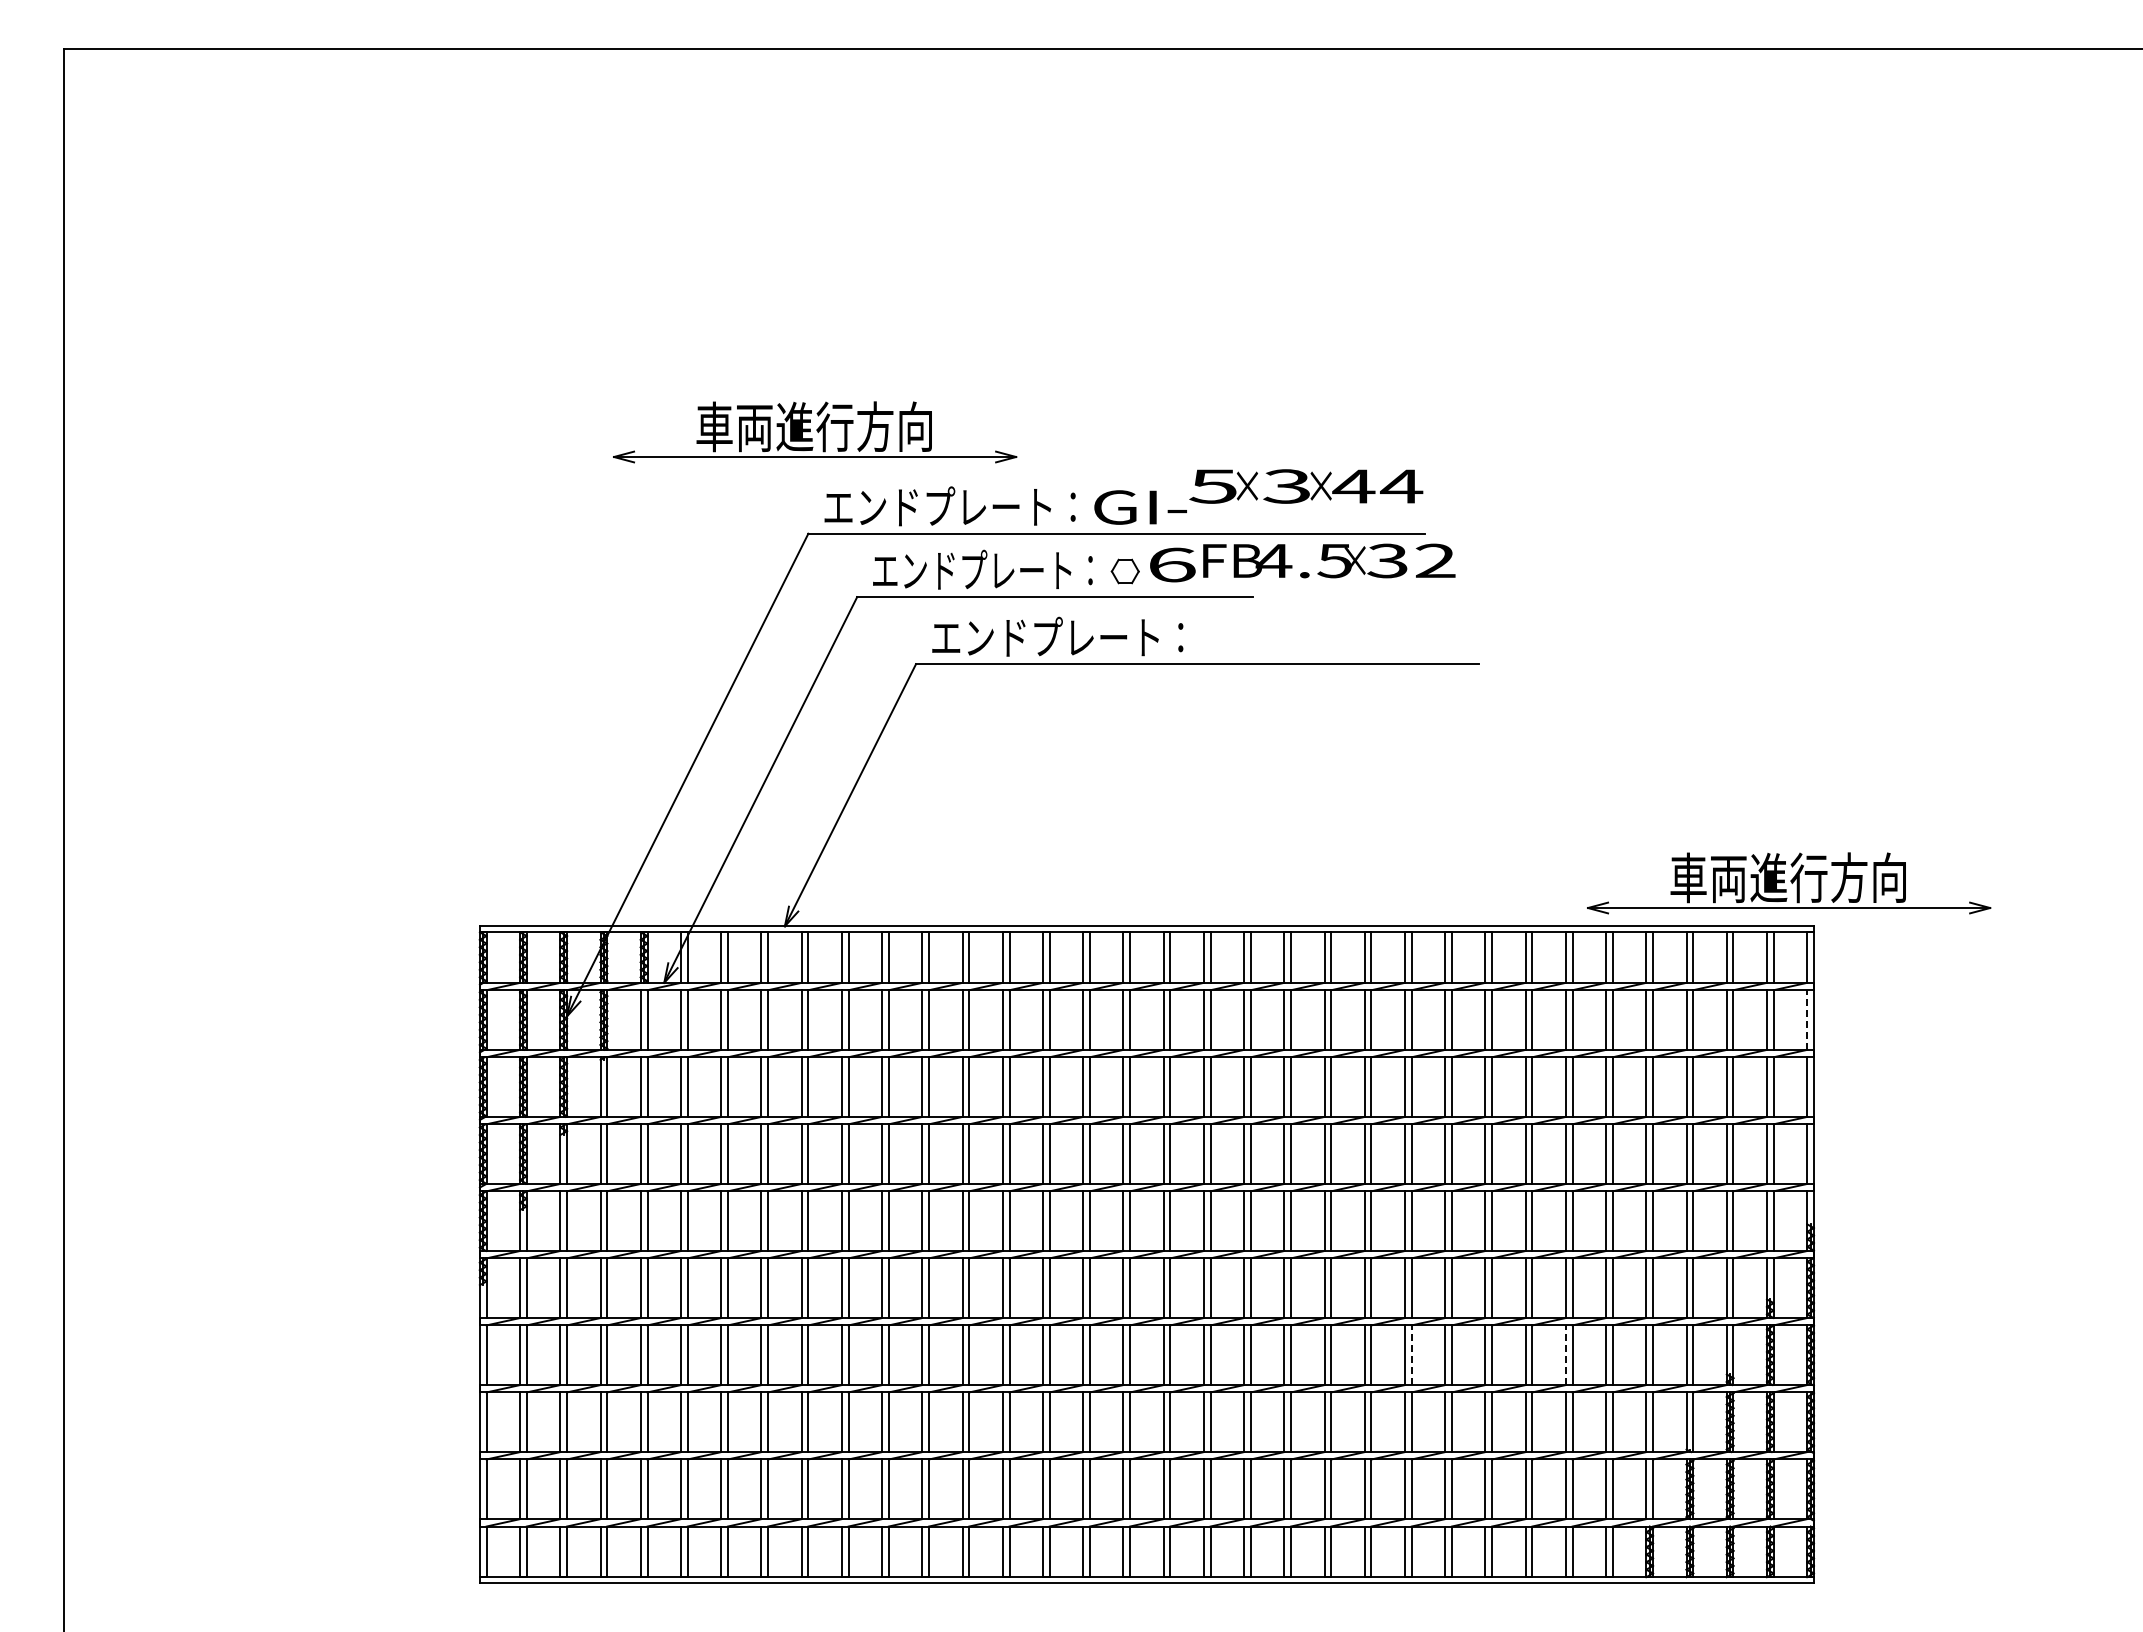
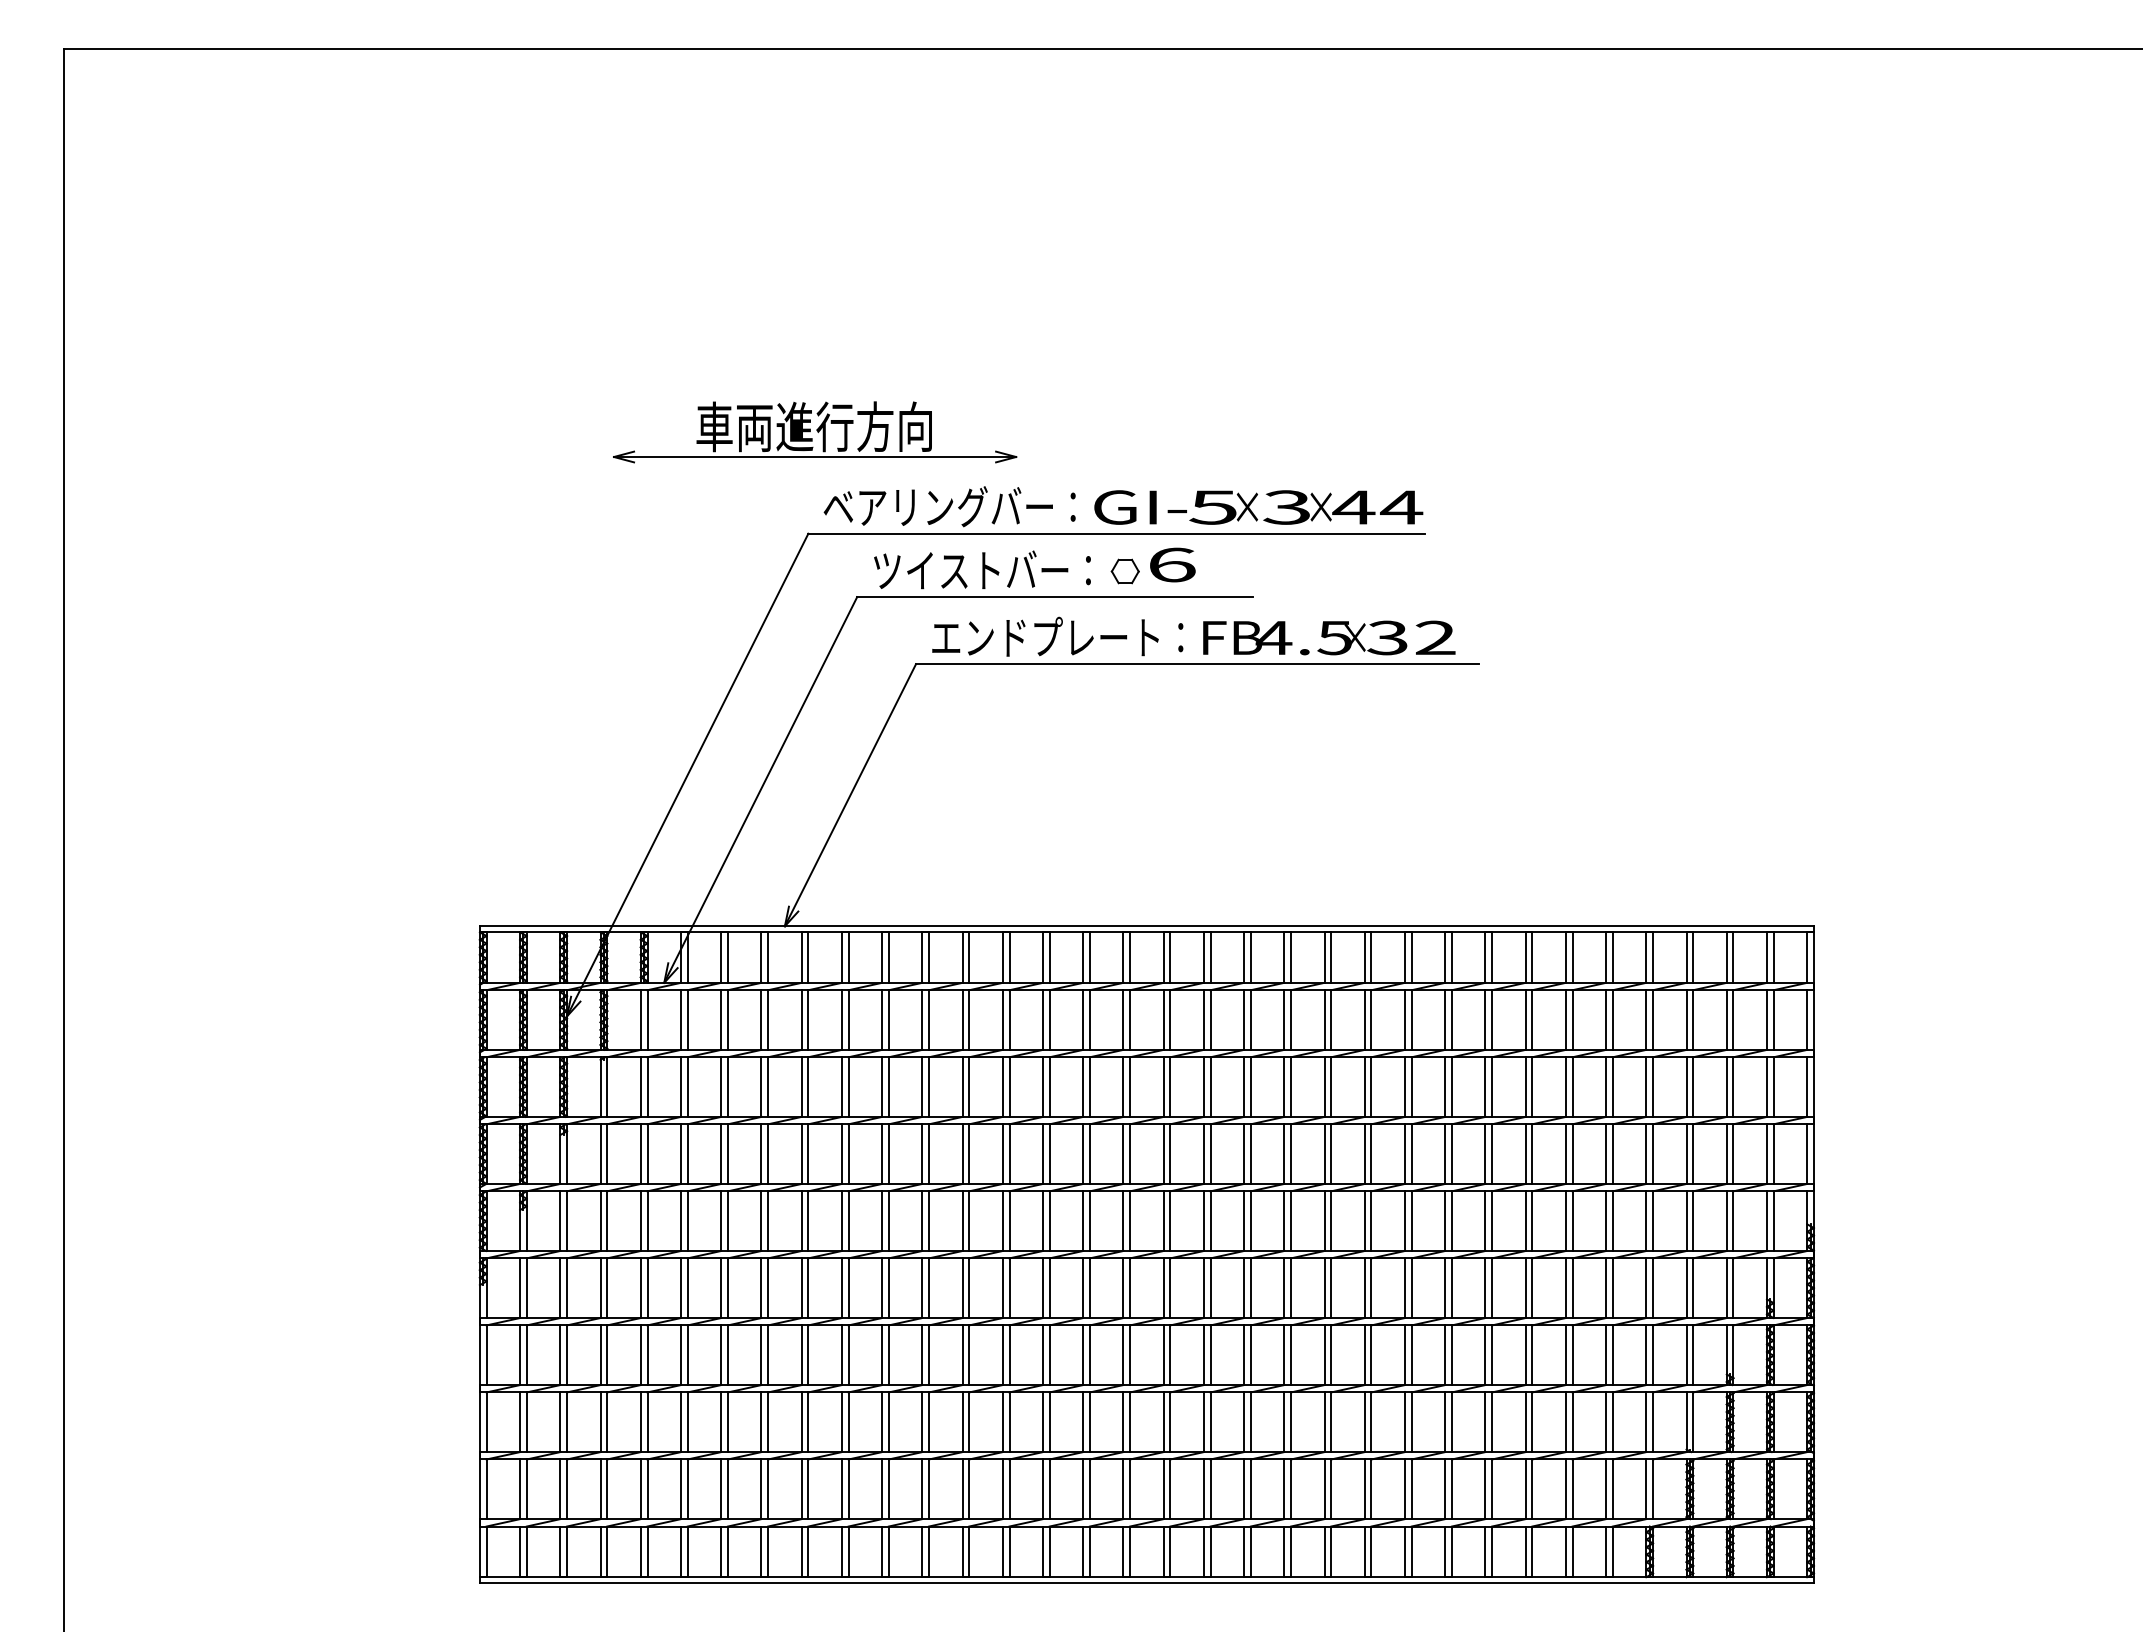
text position: (1306, 486) -> (1306, 507) (1306, 507)
text: エンドプレート： -> ベアリングバー： (937, 506)
text position: (1329, 560) -> (1329, 637) (1329, 637)
text: エンドプレート： -> ツイストバー： (982, 569)
part: present -> none (1789, 883)
line: dashed -> solid (1807, 1020)
line: dashed -> solid (1411, 1355)
line: dashed -> solid (1565, 1355)
